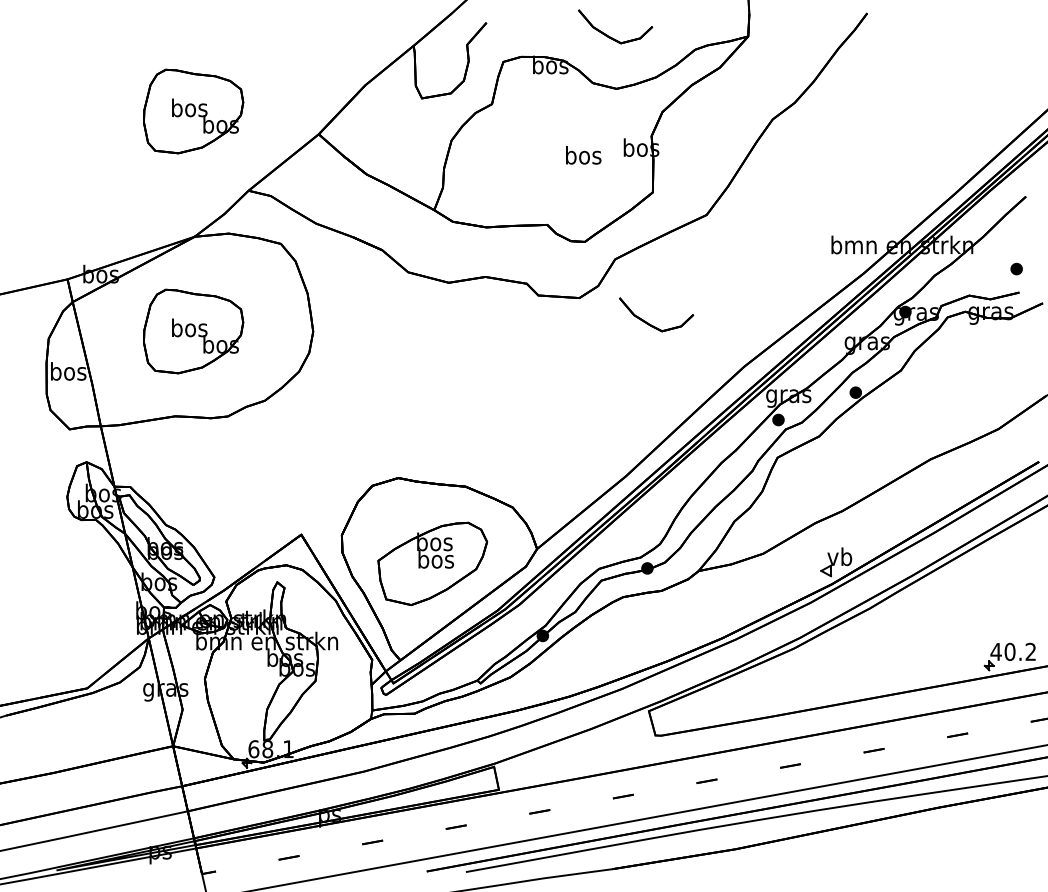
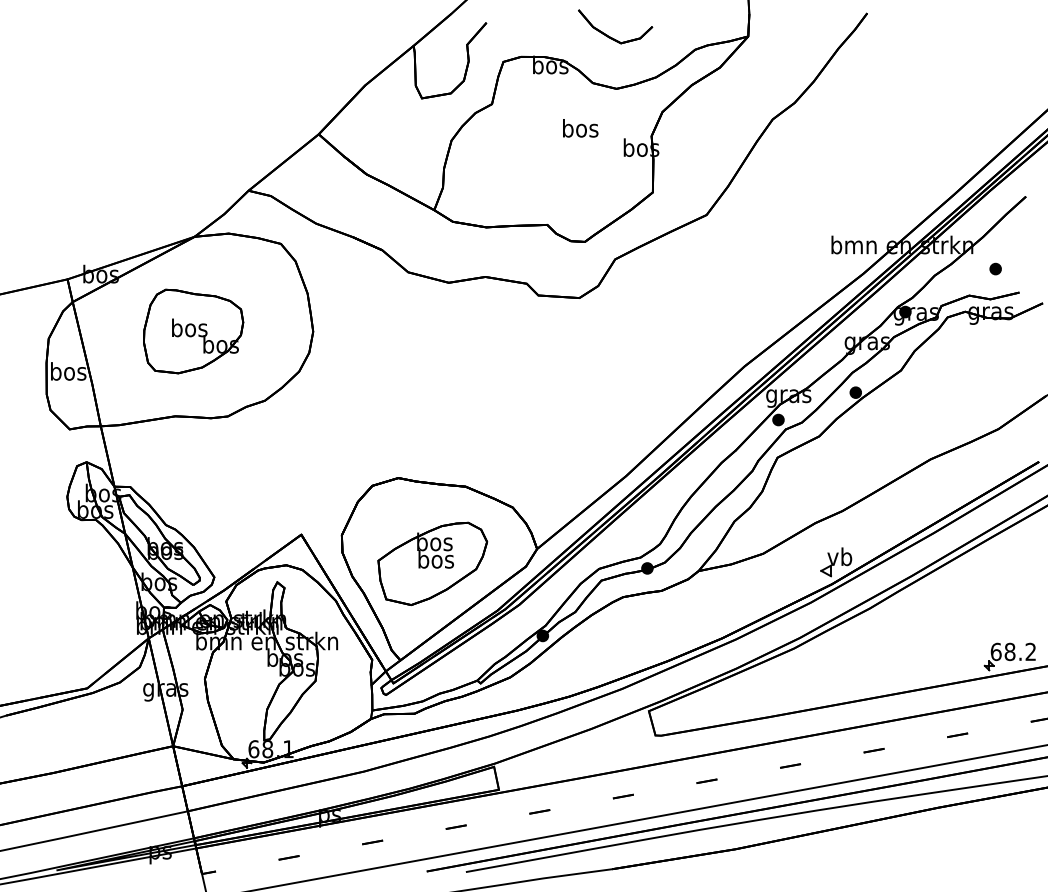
part: present -> none (193, 111)
text position: (583, 155) -> (580, 128) (580, 128)
part position: (1016, 268) -> (995, 268) (995, 268)
part: present -> none (651, 324)
text: 40.2 -> 68.2 (1002, 651)
